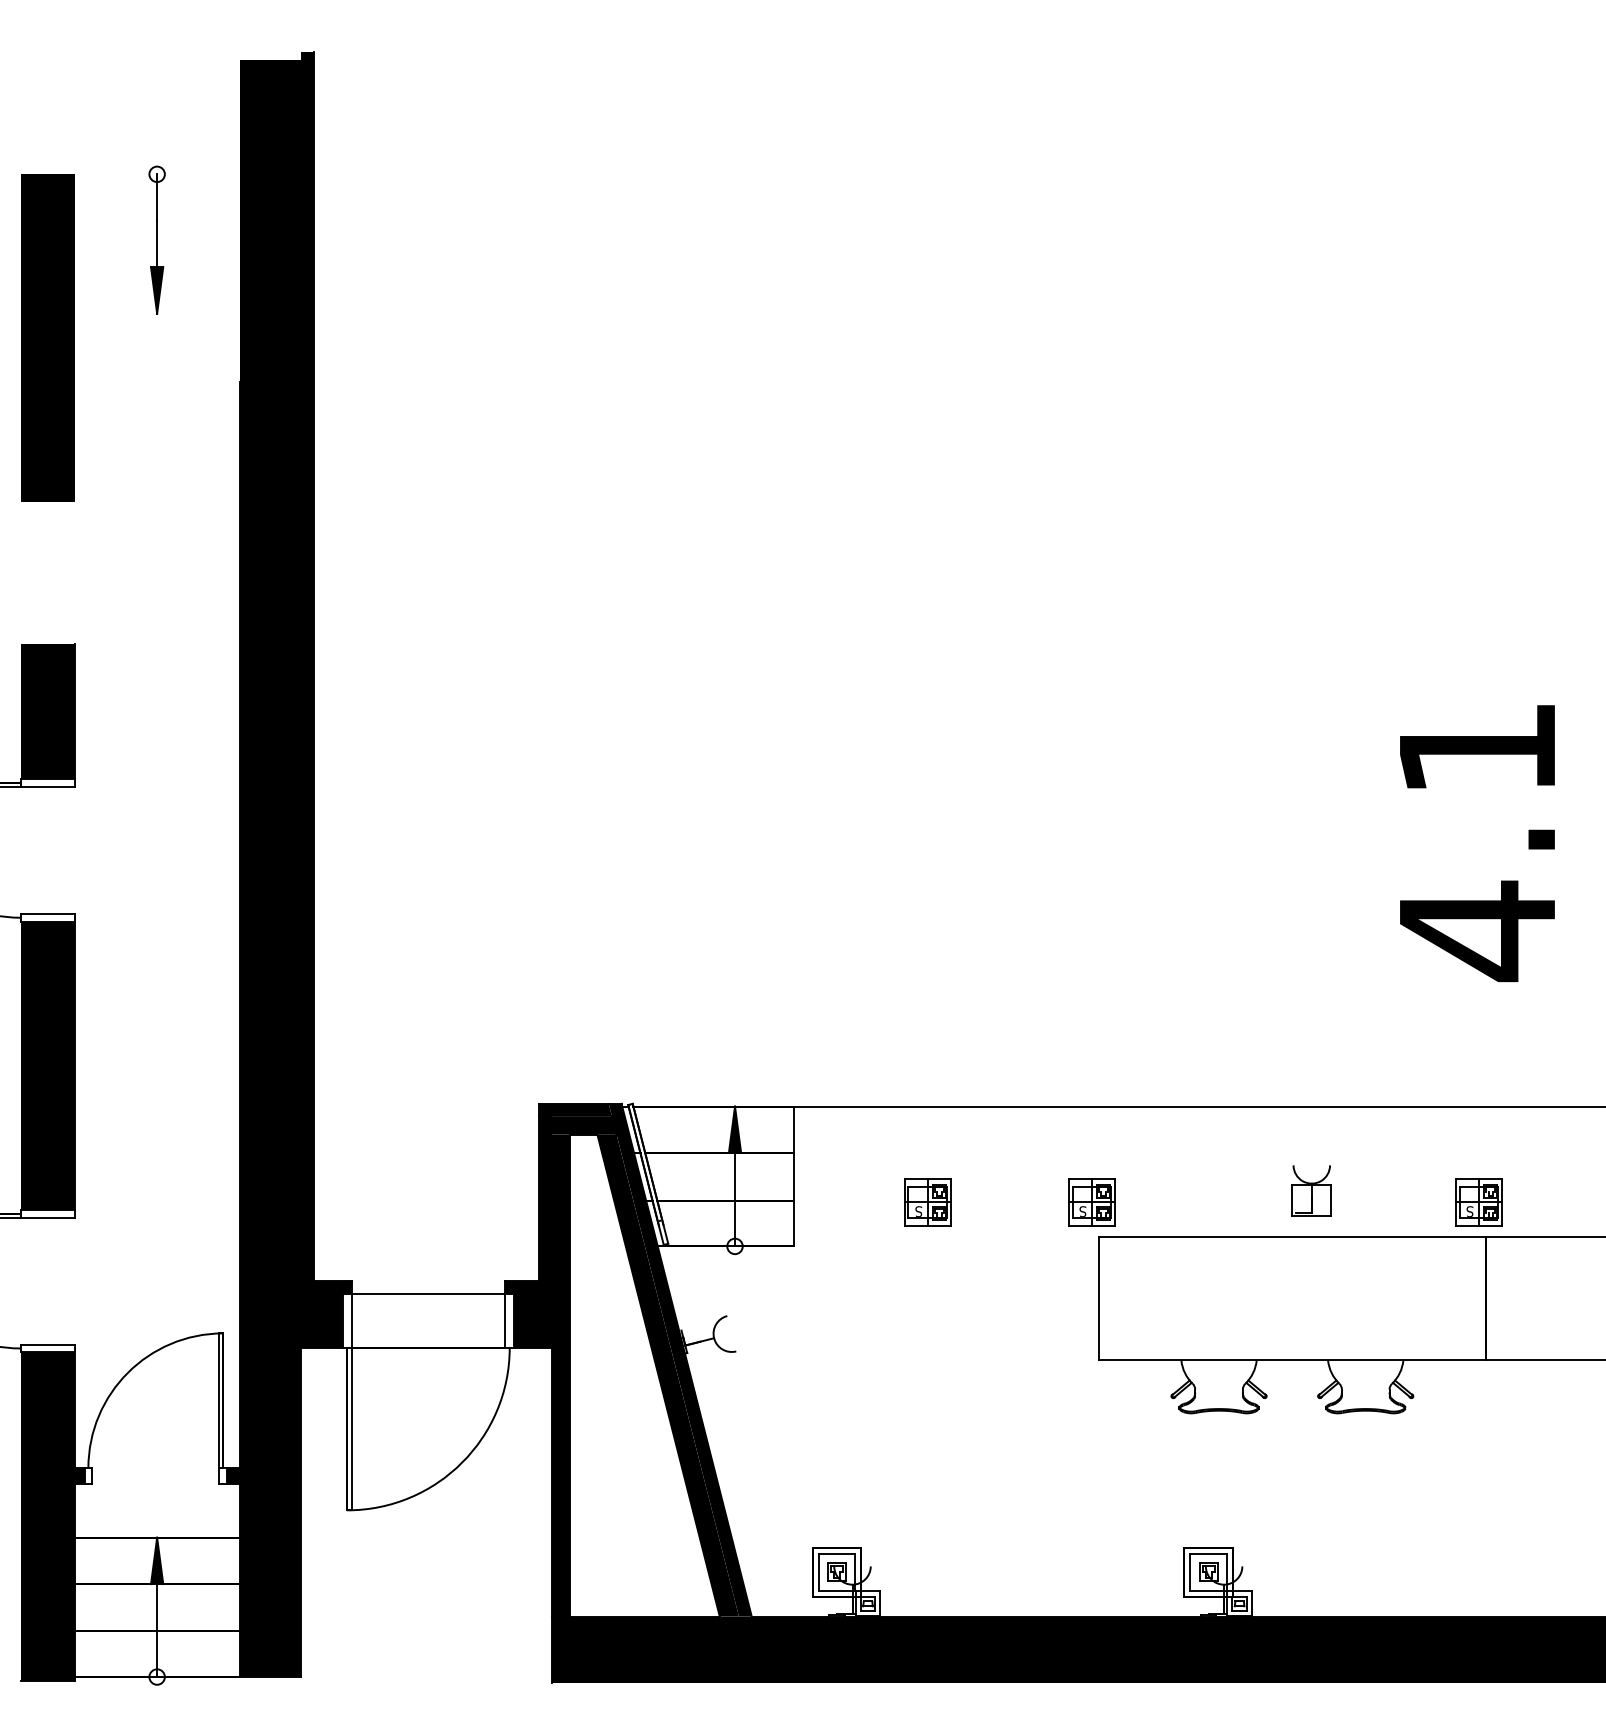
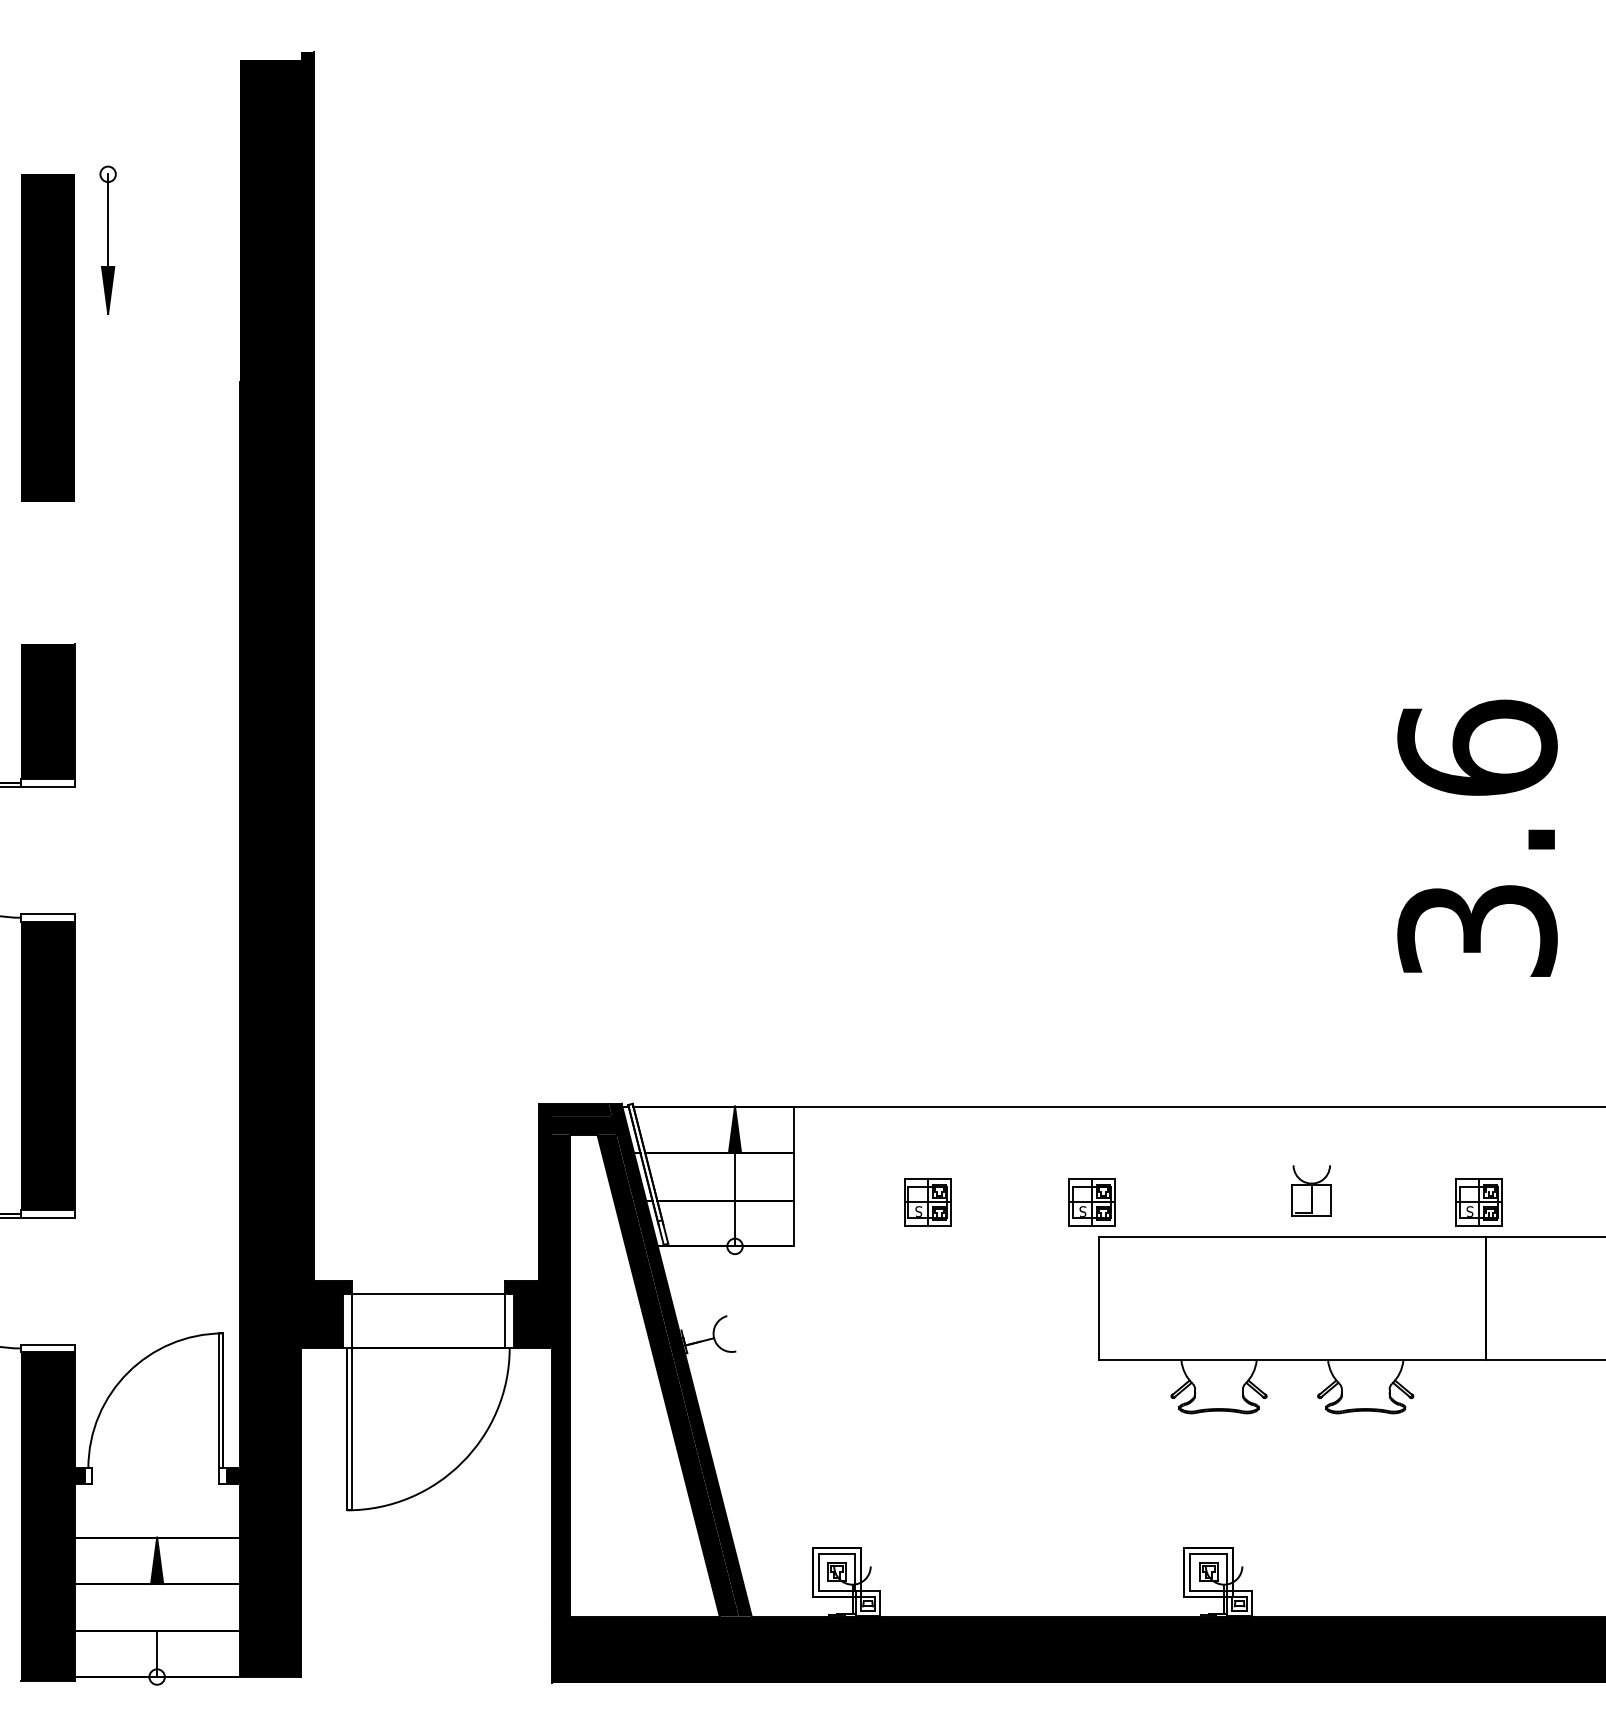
part position: (156, 239) -> (107, 239) (107, 239)
text: 4.1 -> 3.6 (1477, 840)
line: present -> none (157, 1607)
